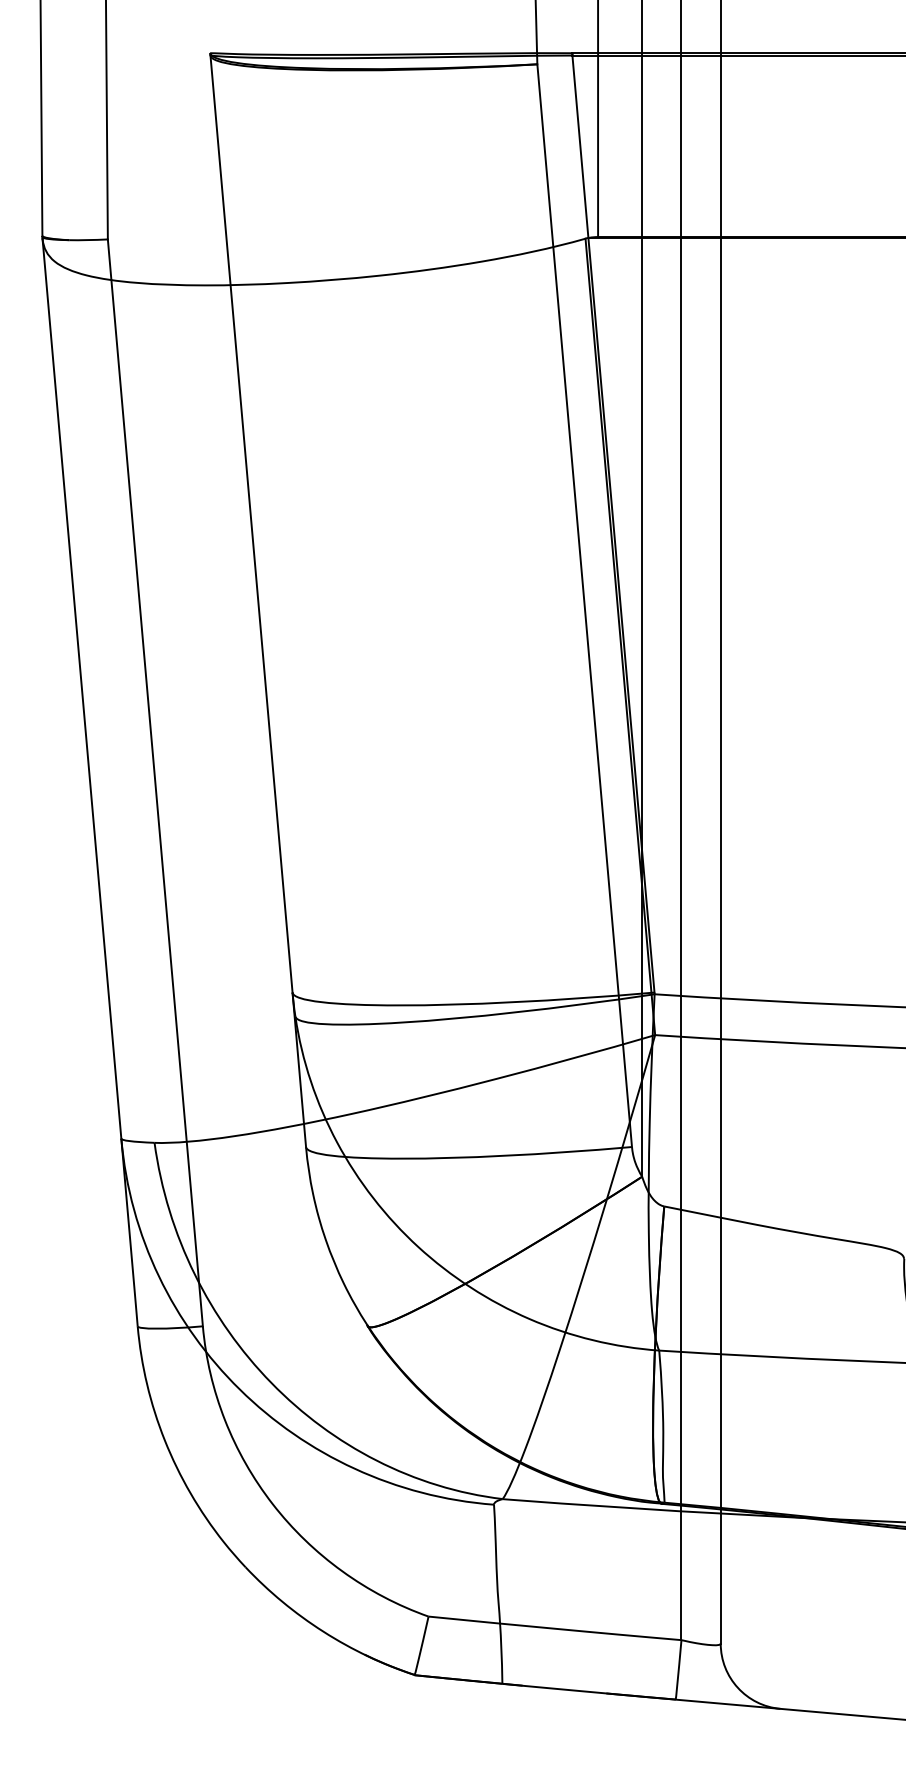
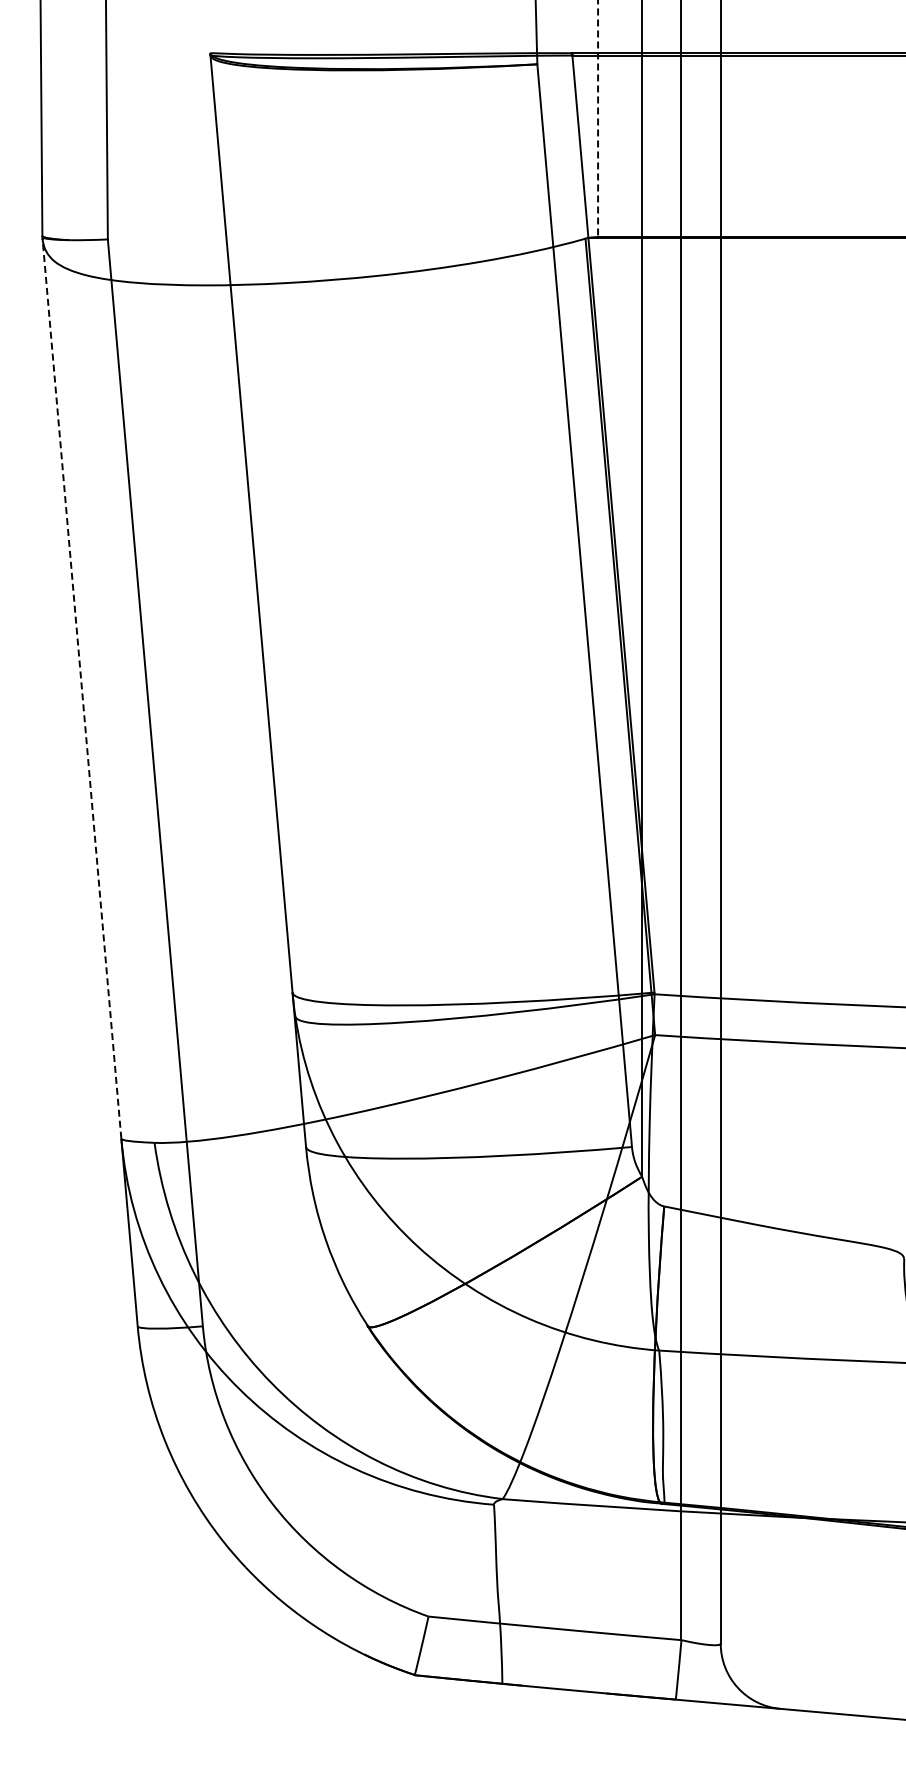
line: solid -> dashed (598, 119)
line: solid -> dashed (81, 688)
